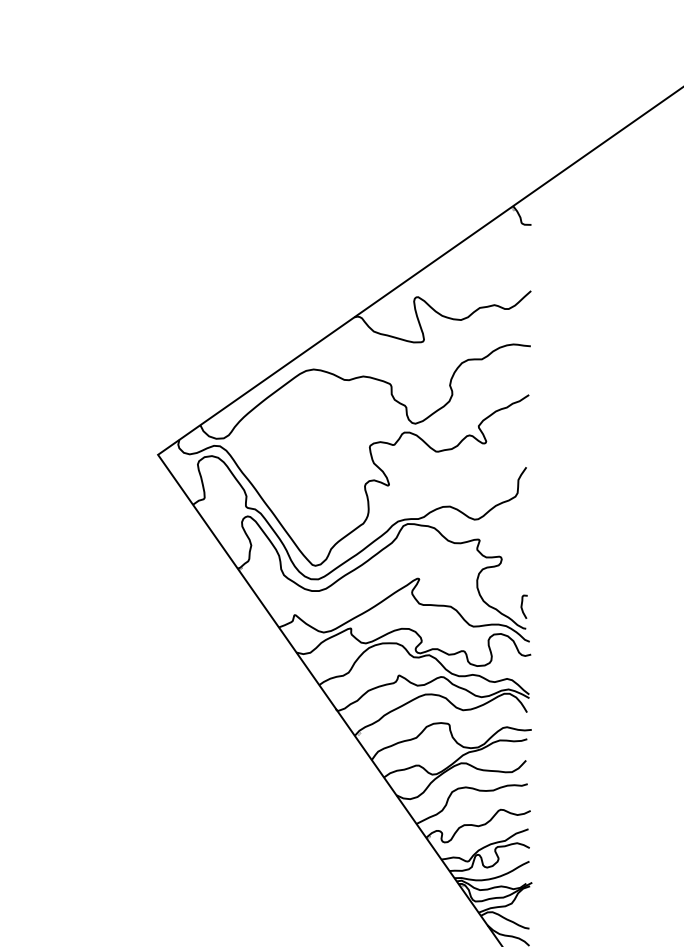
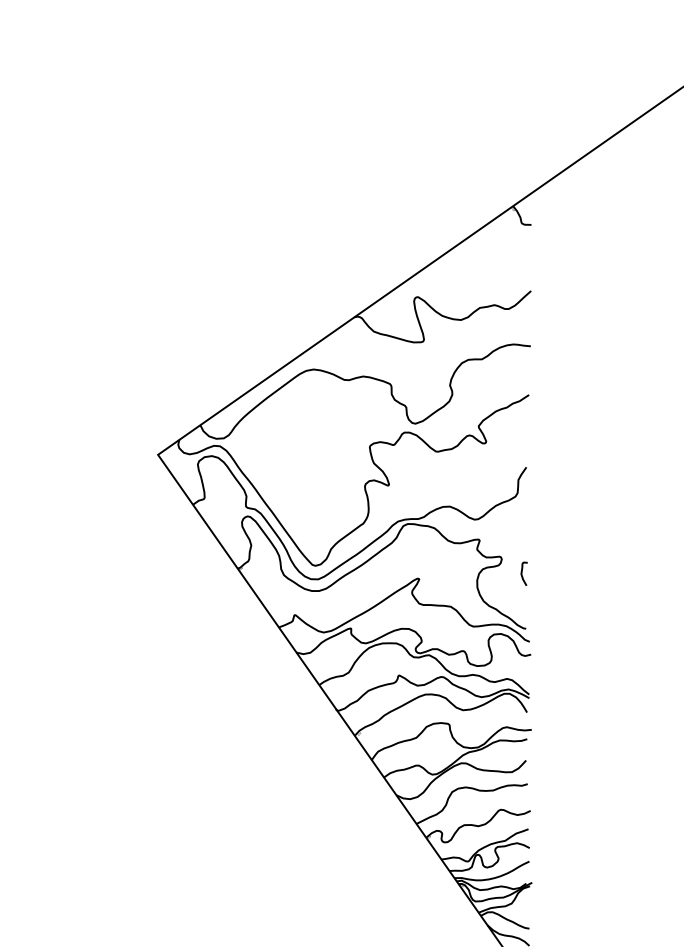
curve position: (522, 606) -> (522, 573) (522, 573)
